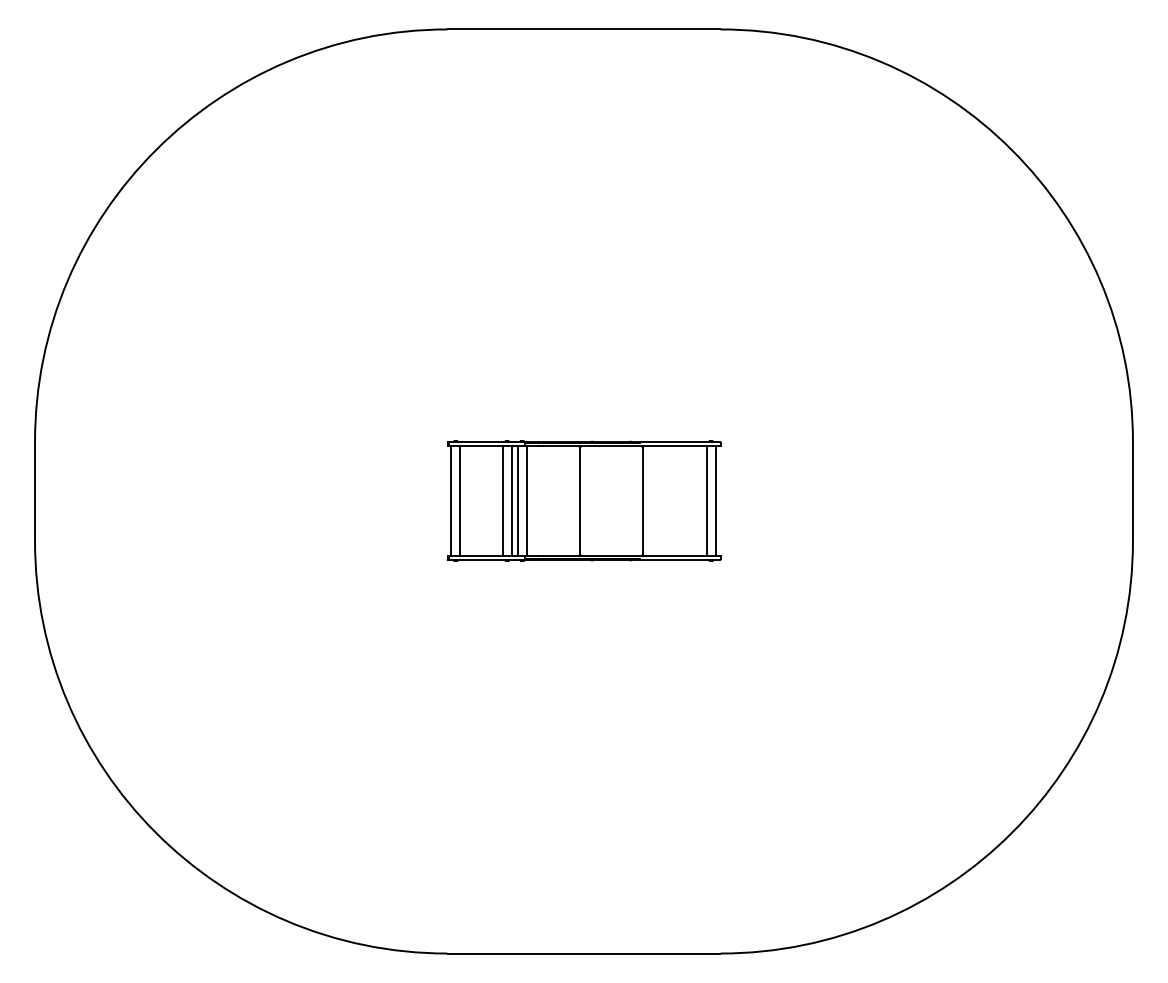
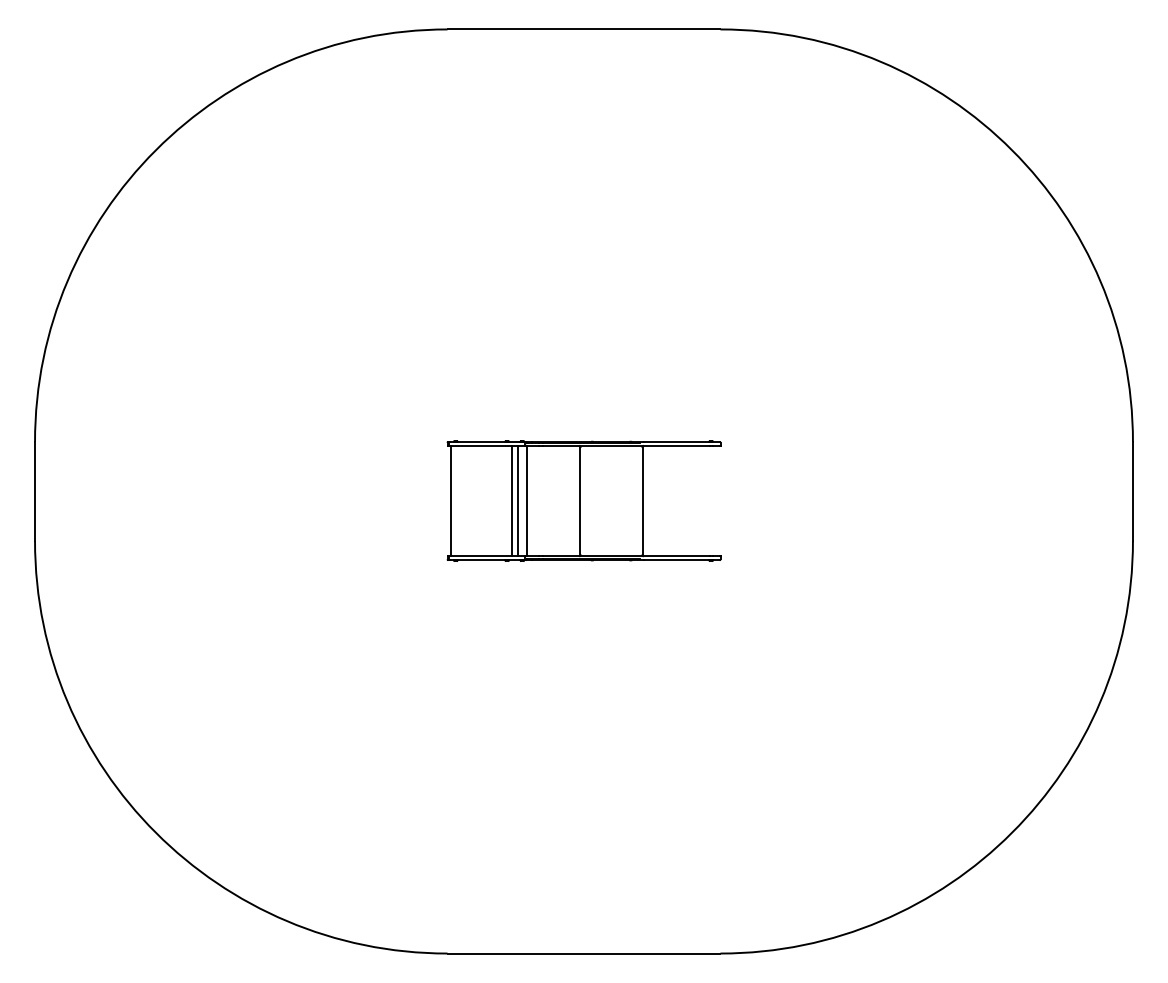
line: present -> none (460, 501)
line: present -> none (502, 501)
line: present -> none (706, 501)
line: present -> none (715, 501)
